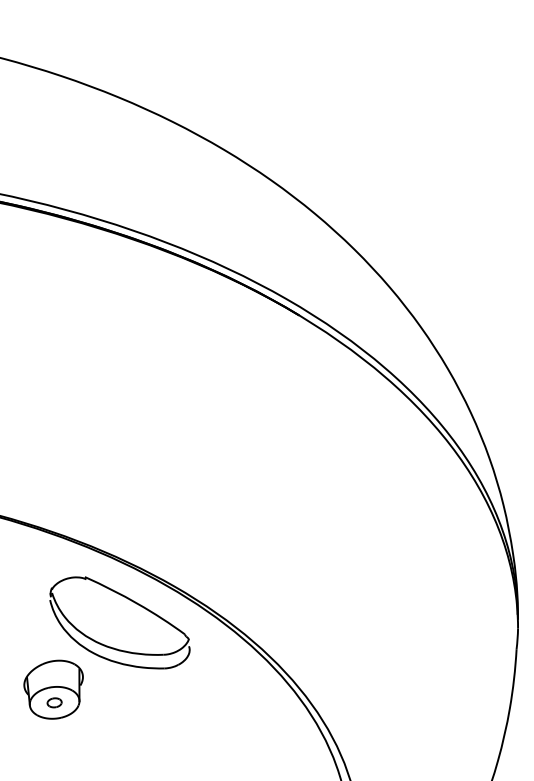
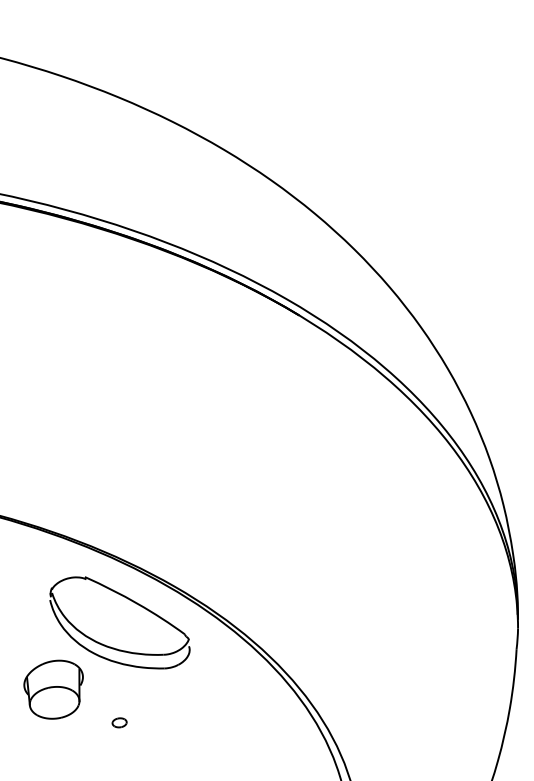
part position: (54, 702) -> (119, 722) (119, 722)
